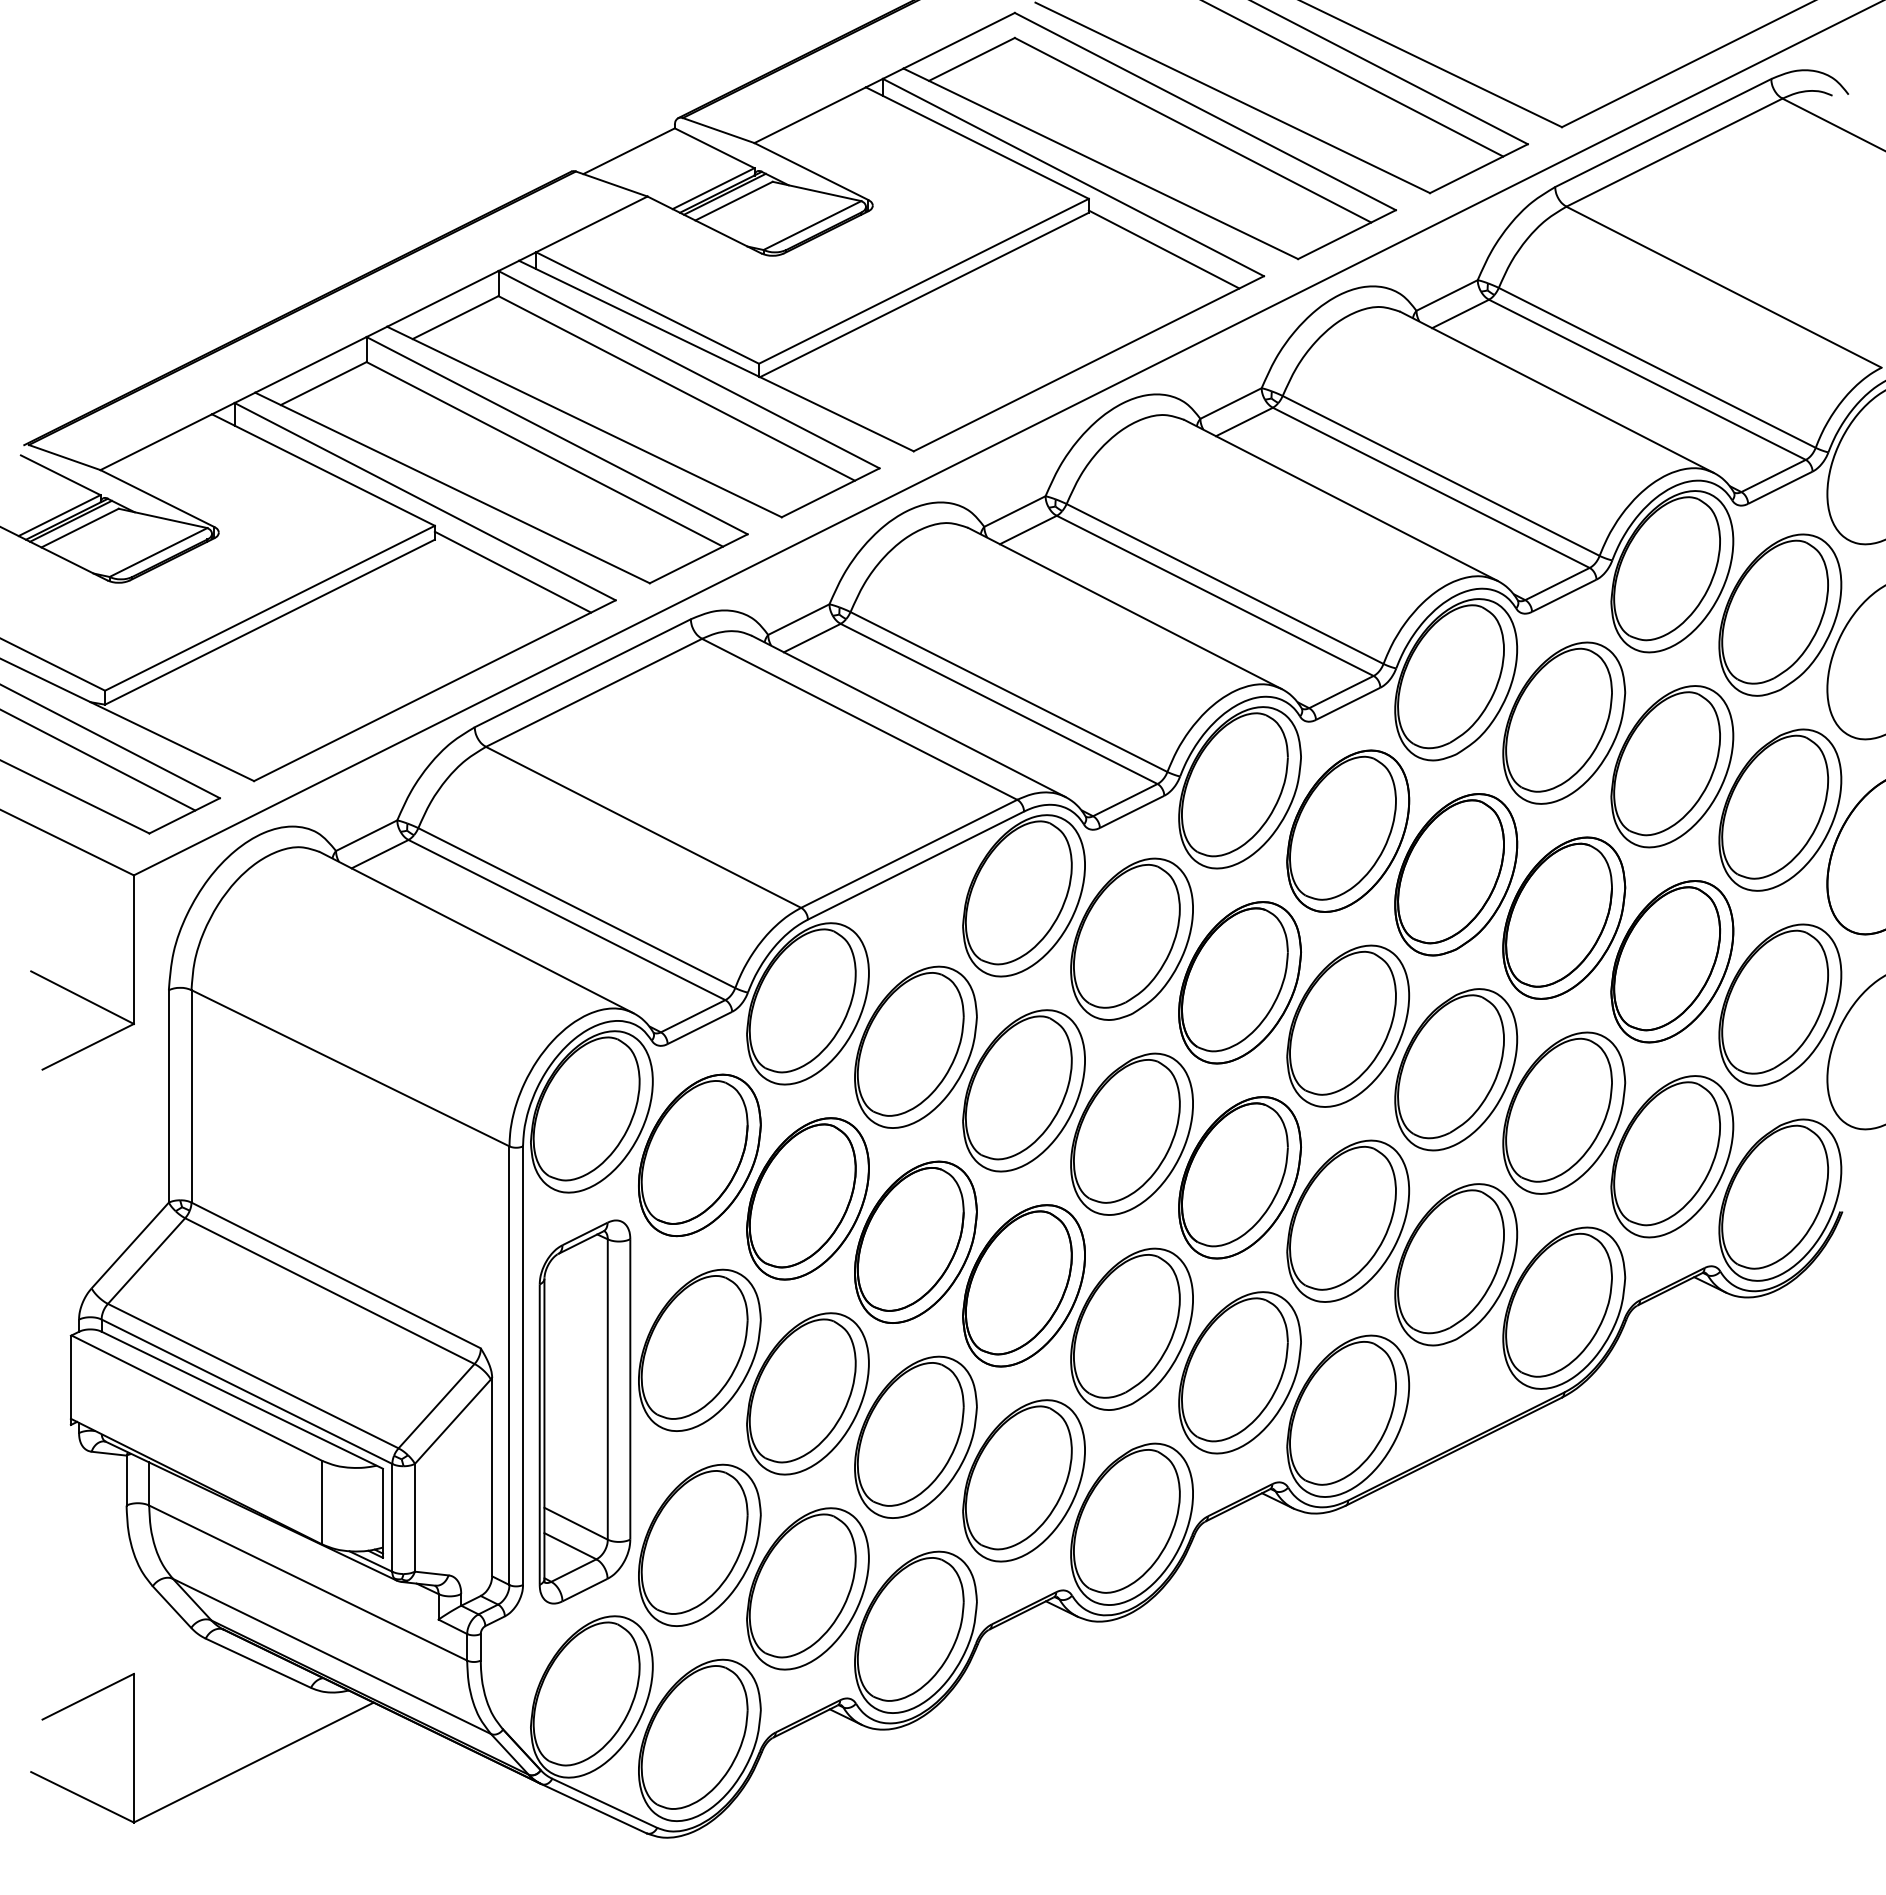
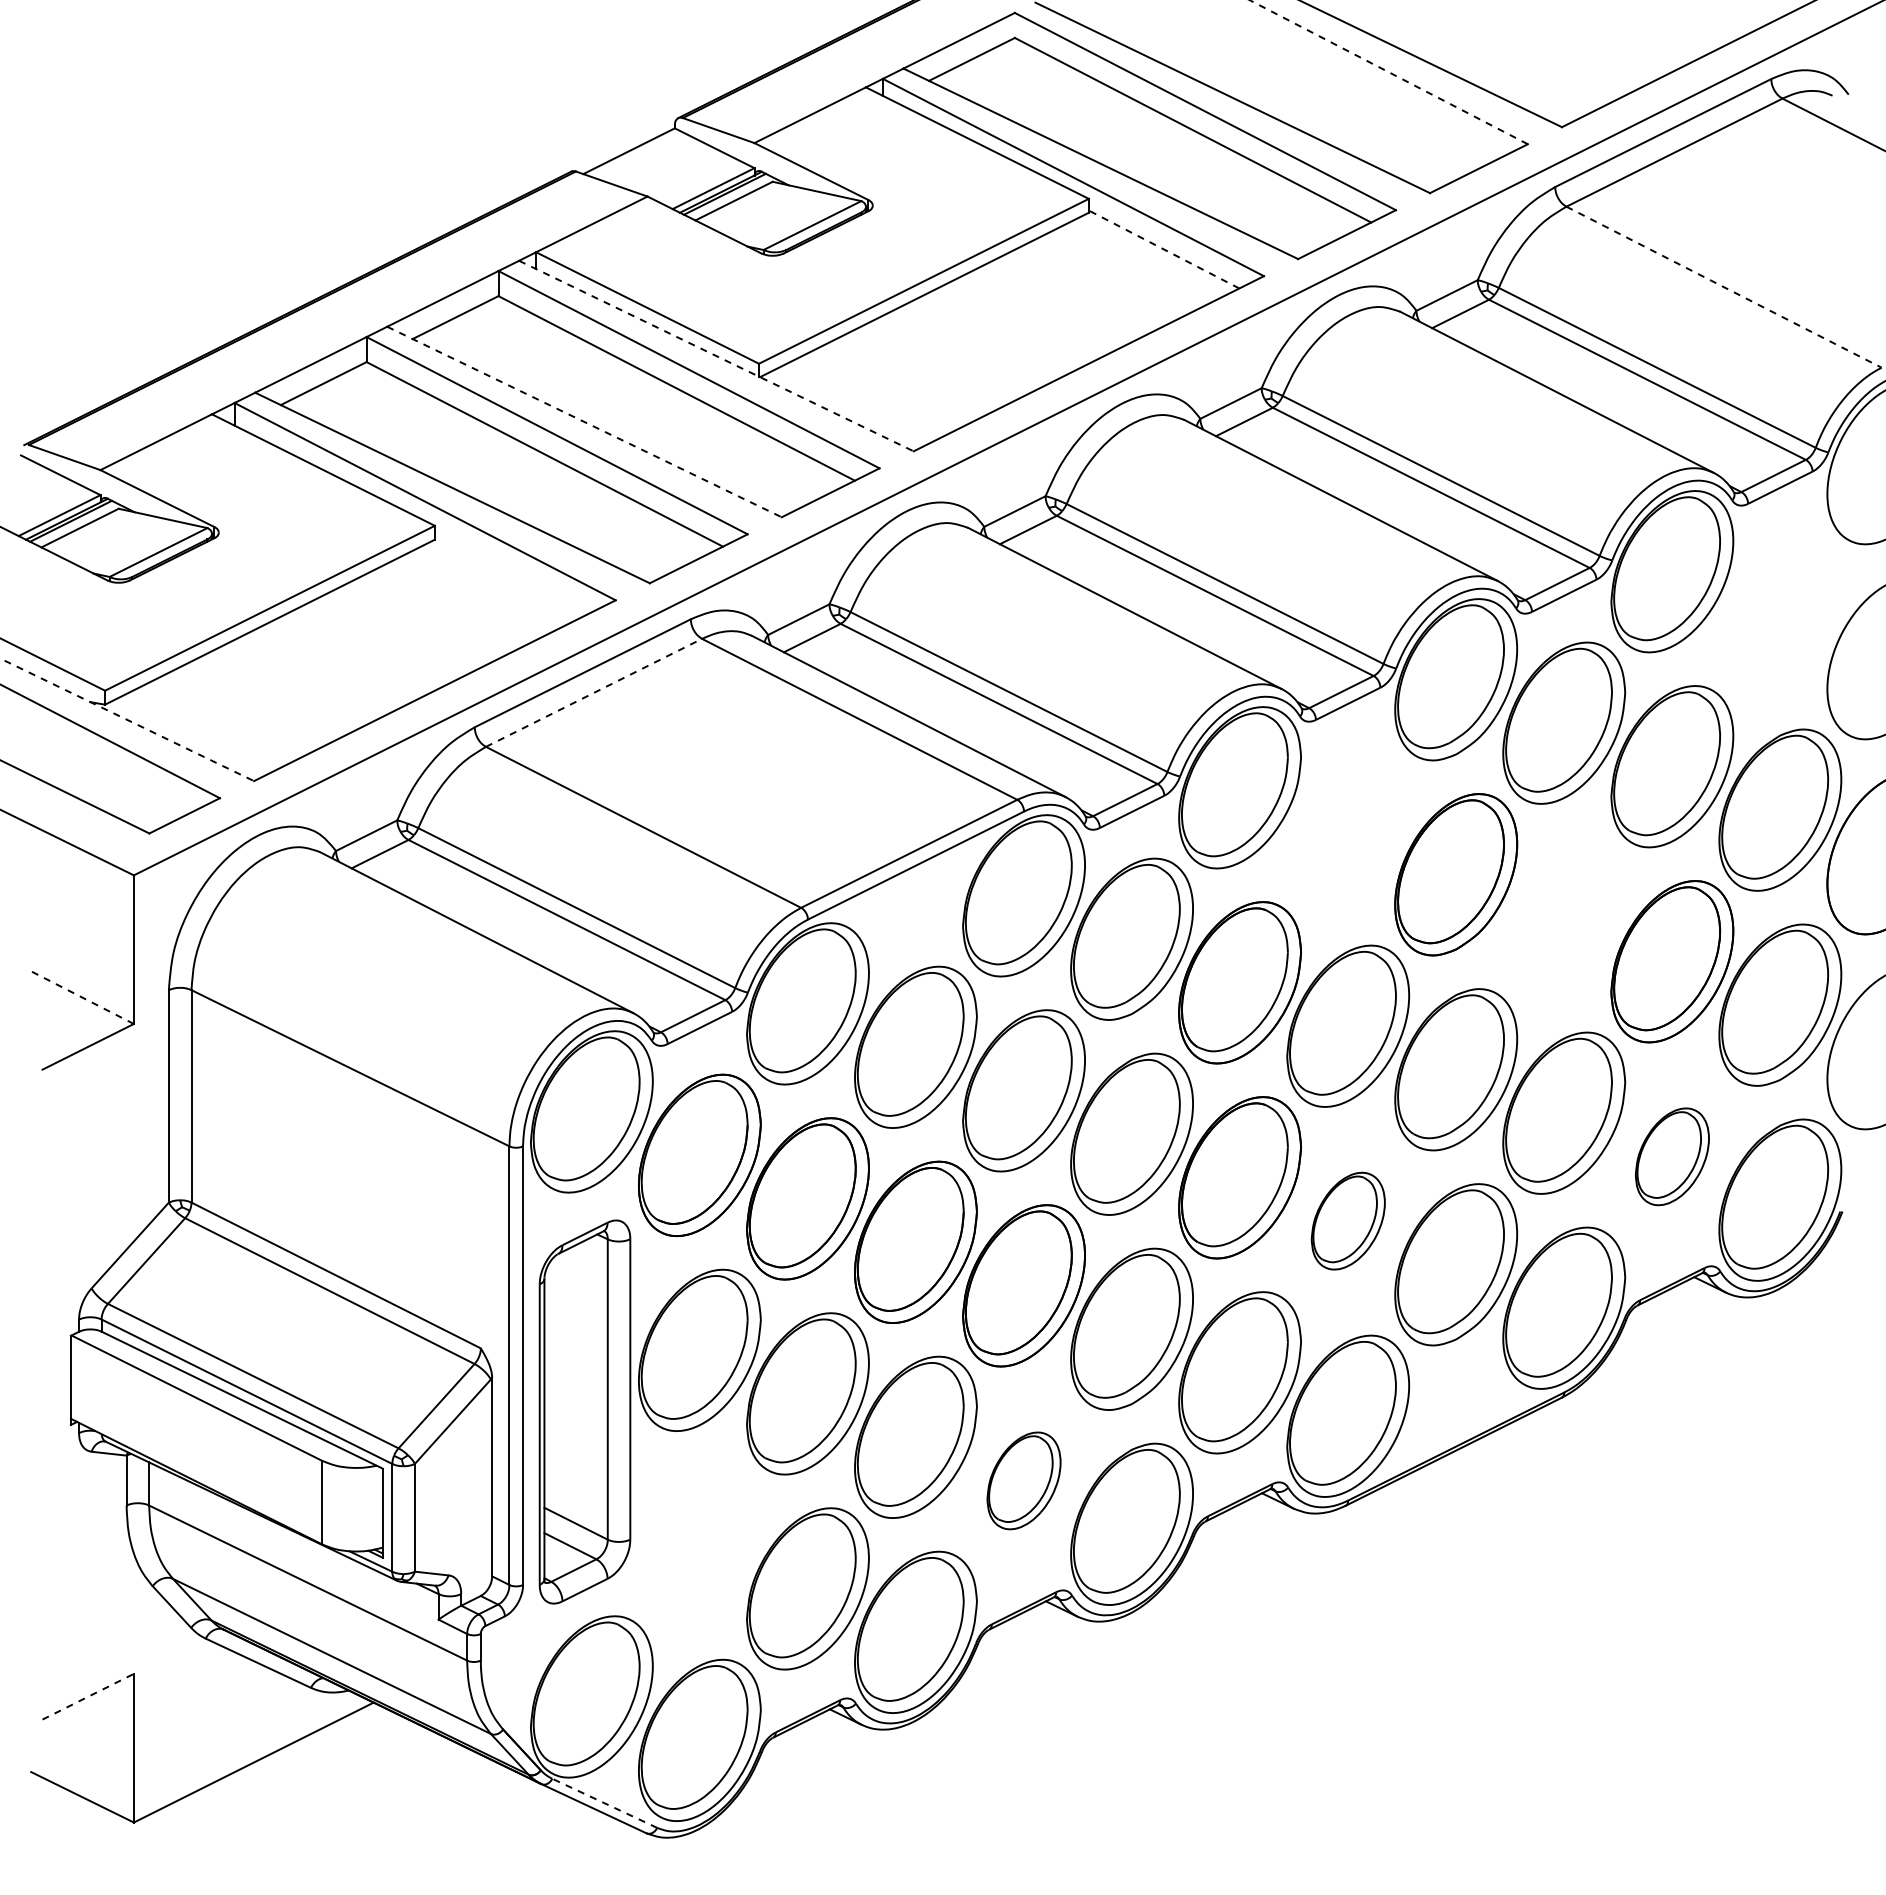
line: solid -> dashed (1388, 72)
line: present -> none (1354, 79)
line: solid -> dashed (1164, 249)
line: solid -> dashed (1724, 287)
line: solid -> dashed (716, 356)
line: solid -> dashed (584, 422)
line: present -> none (512, 571)
part: present -> none (1780, 614)
line: solid -> dashed (594, 692)
line: solid -> dashed (127, 719)
line: present -> none (98, 760)
part: present -> none (1348, 830)
part: present -> none (1564, 917)
line: solid -> dashed (82, 997)
part size: 125x164 px -> 75x100 px (1672, 1156)
part size: 125x164 px -> 76x100 px (1347, 1220)
part size: 124x164 px -> 76x100 px (1023, 1480)
part: present -> none (699, 1544)
line: solid -> dashed (88, 1696)
line: solid -> dashed (604, 1803)
